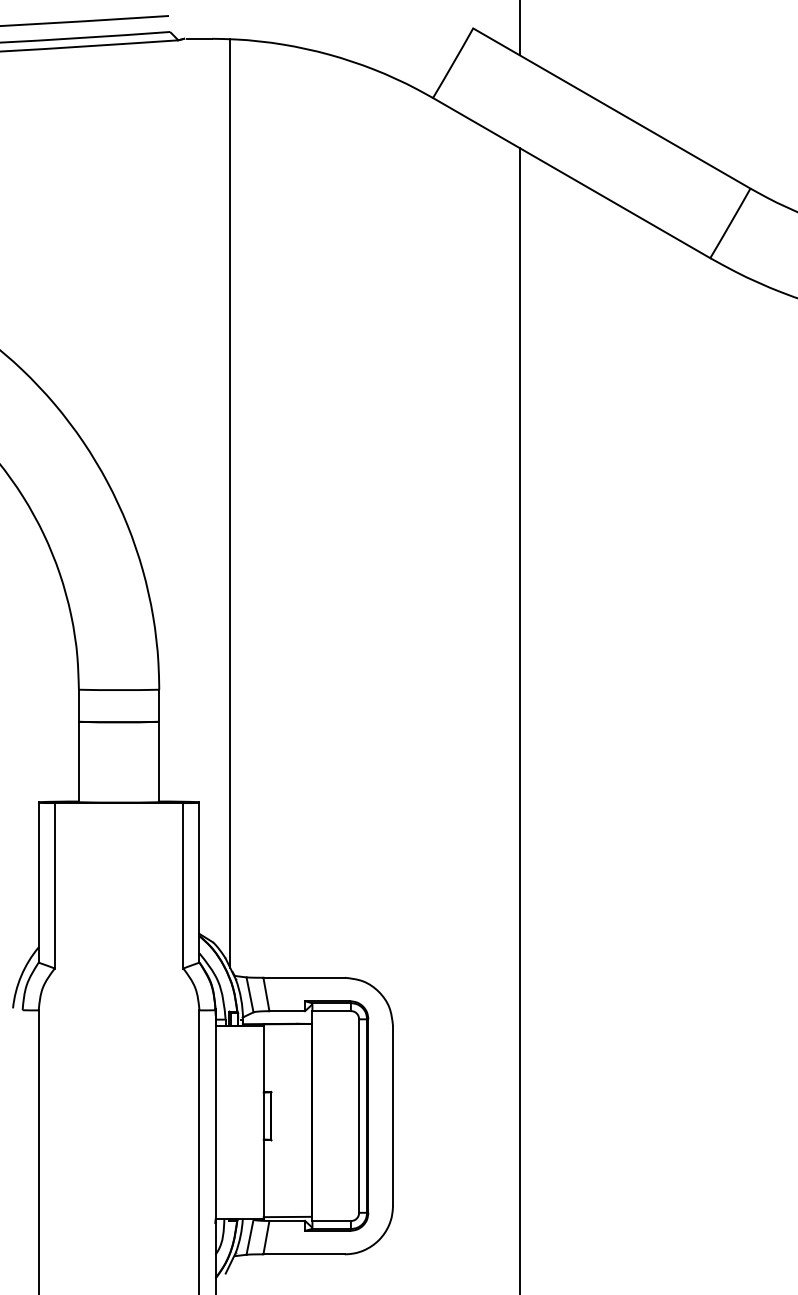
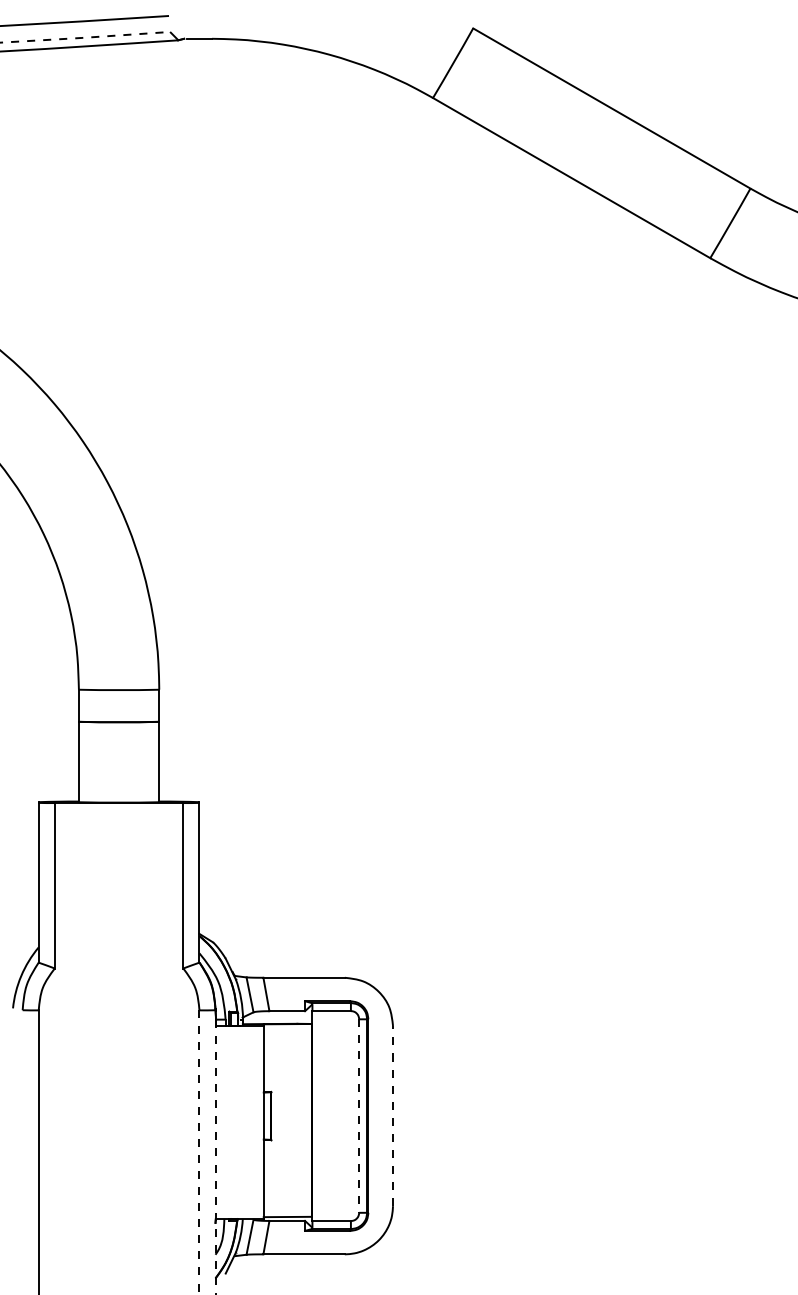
line: present -> none (519, 28)
arc: solid -> dashed (84, 37)
line: present -> none (230, 503)
line: present -> none (519, 719)
line: solid -> dashed (393, 1115)
line: solid -> dashed (359, 1116)
line: solid -> dashed (199, 1152)
line: solid -> dashed (215, 1152)
